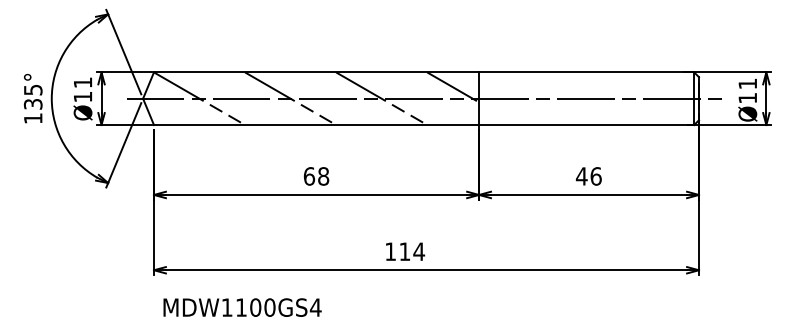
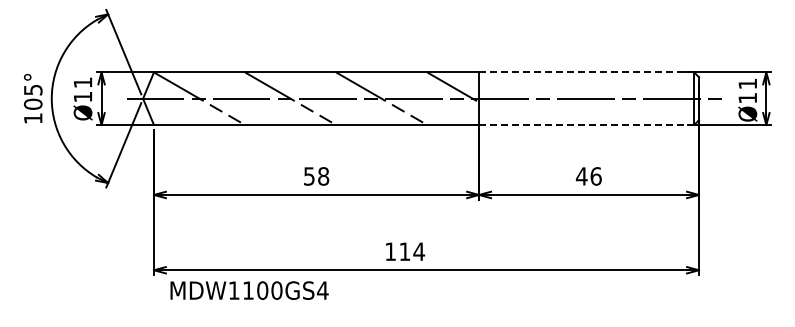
line: solid -> dashed (586, 72)
text: 135° -> 105° (33, 103)
line: solid -> dashed (586, 125)
text: 68 -> 58 (309, 176)
text position: (242, 307) -> (249, 290) (249, 290)
